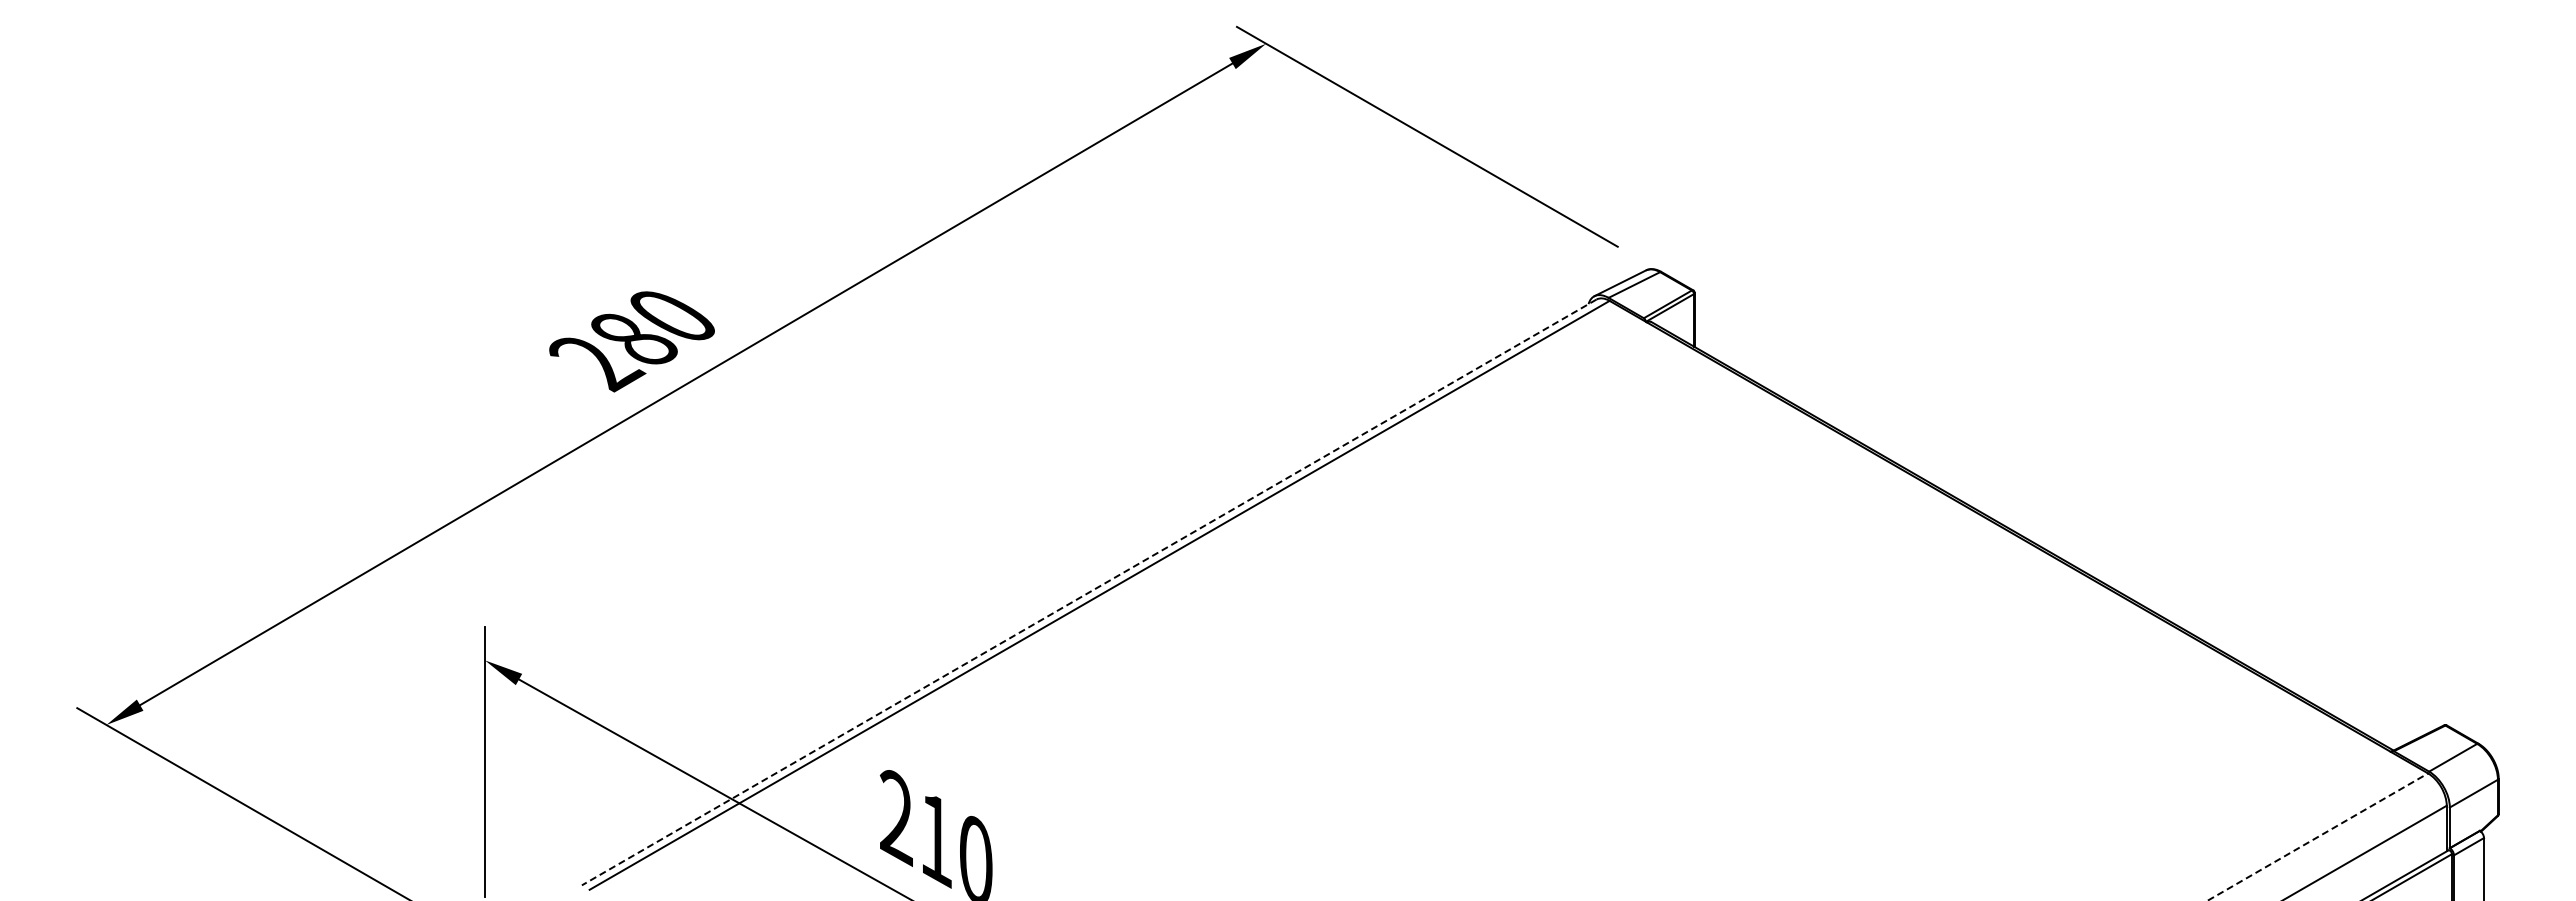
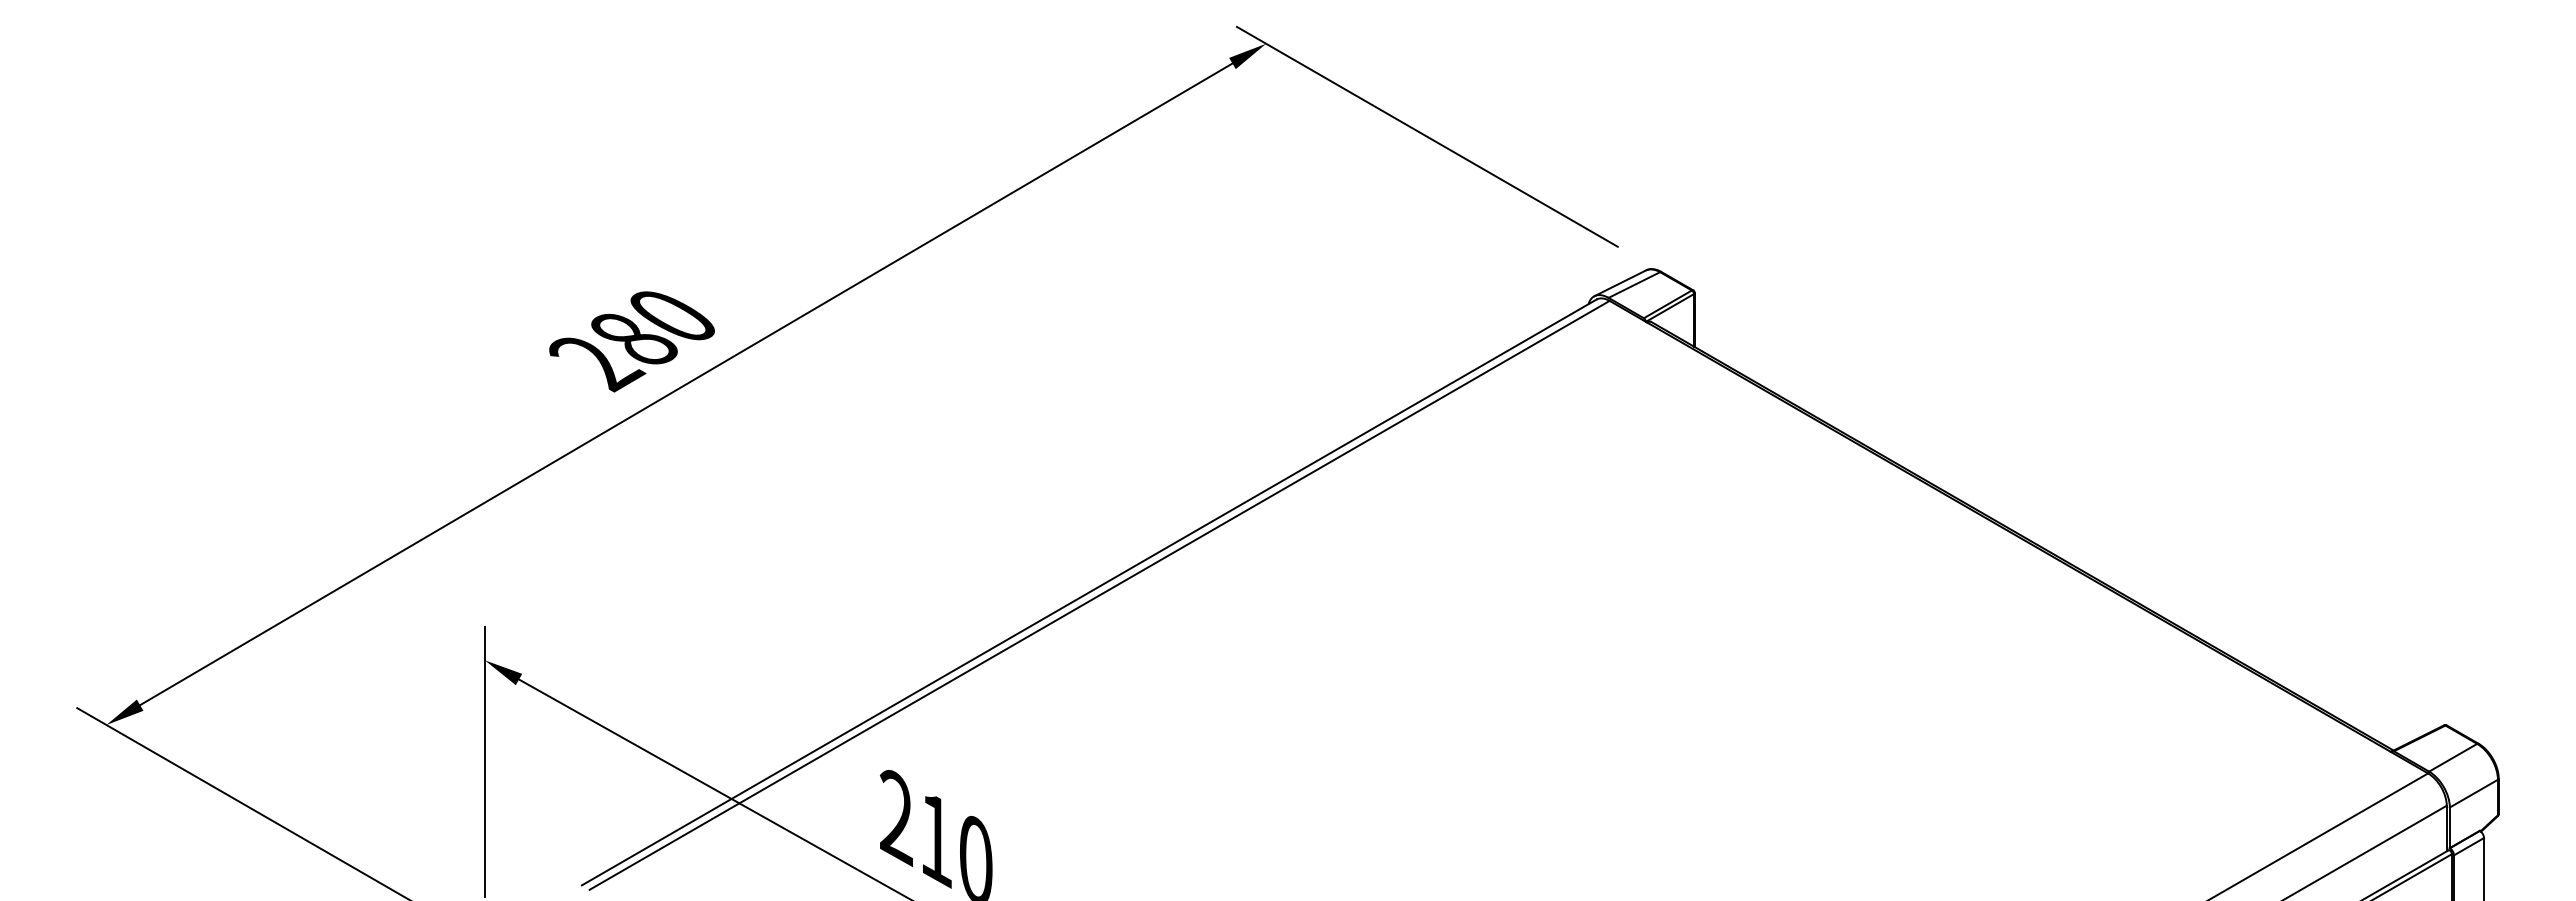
line: dashed -> solid (1089, 592)
line: dashed -> solid (2318, 836)
